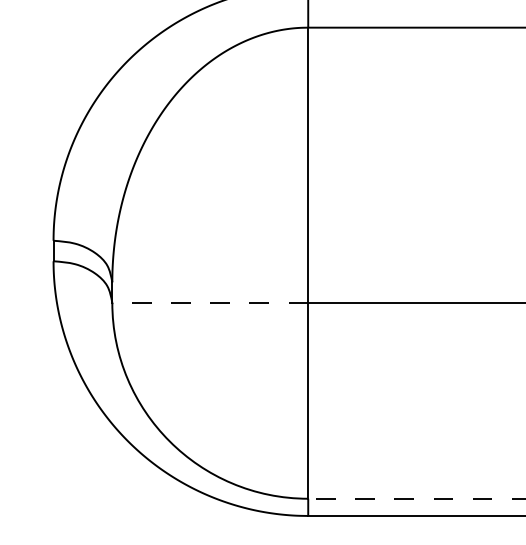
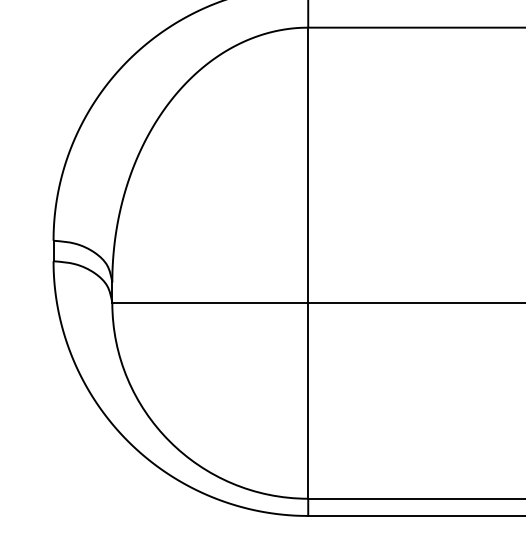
line: dashed -> solid (210, 302)
line: dashed -> solid (416, 498)
